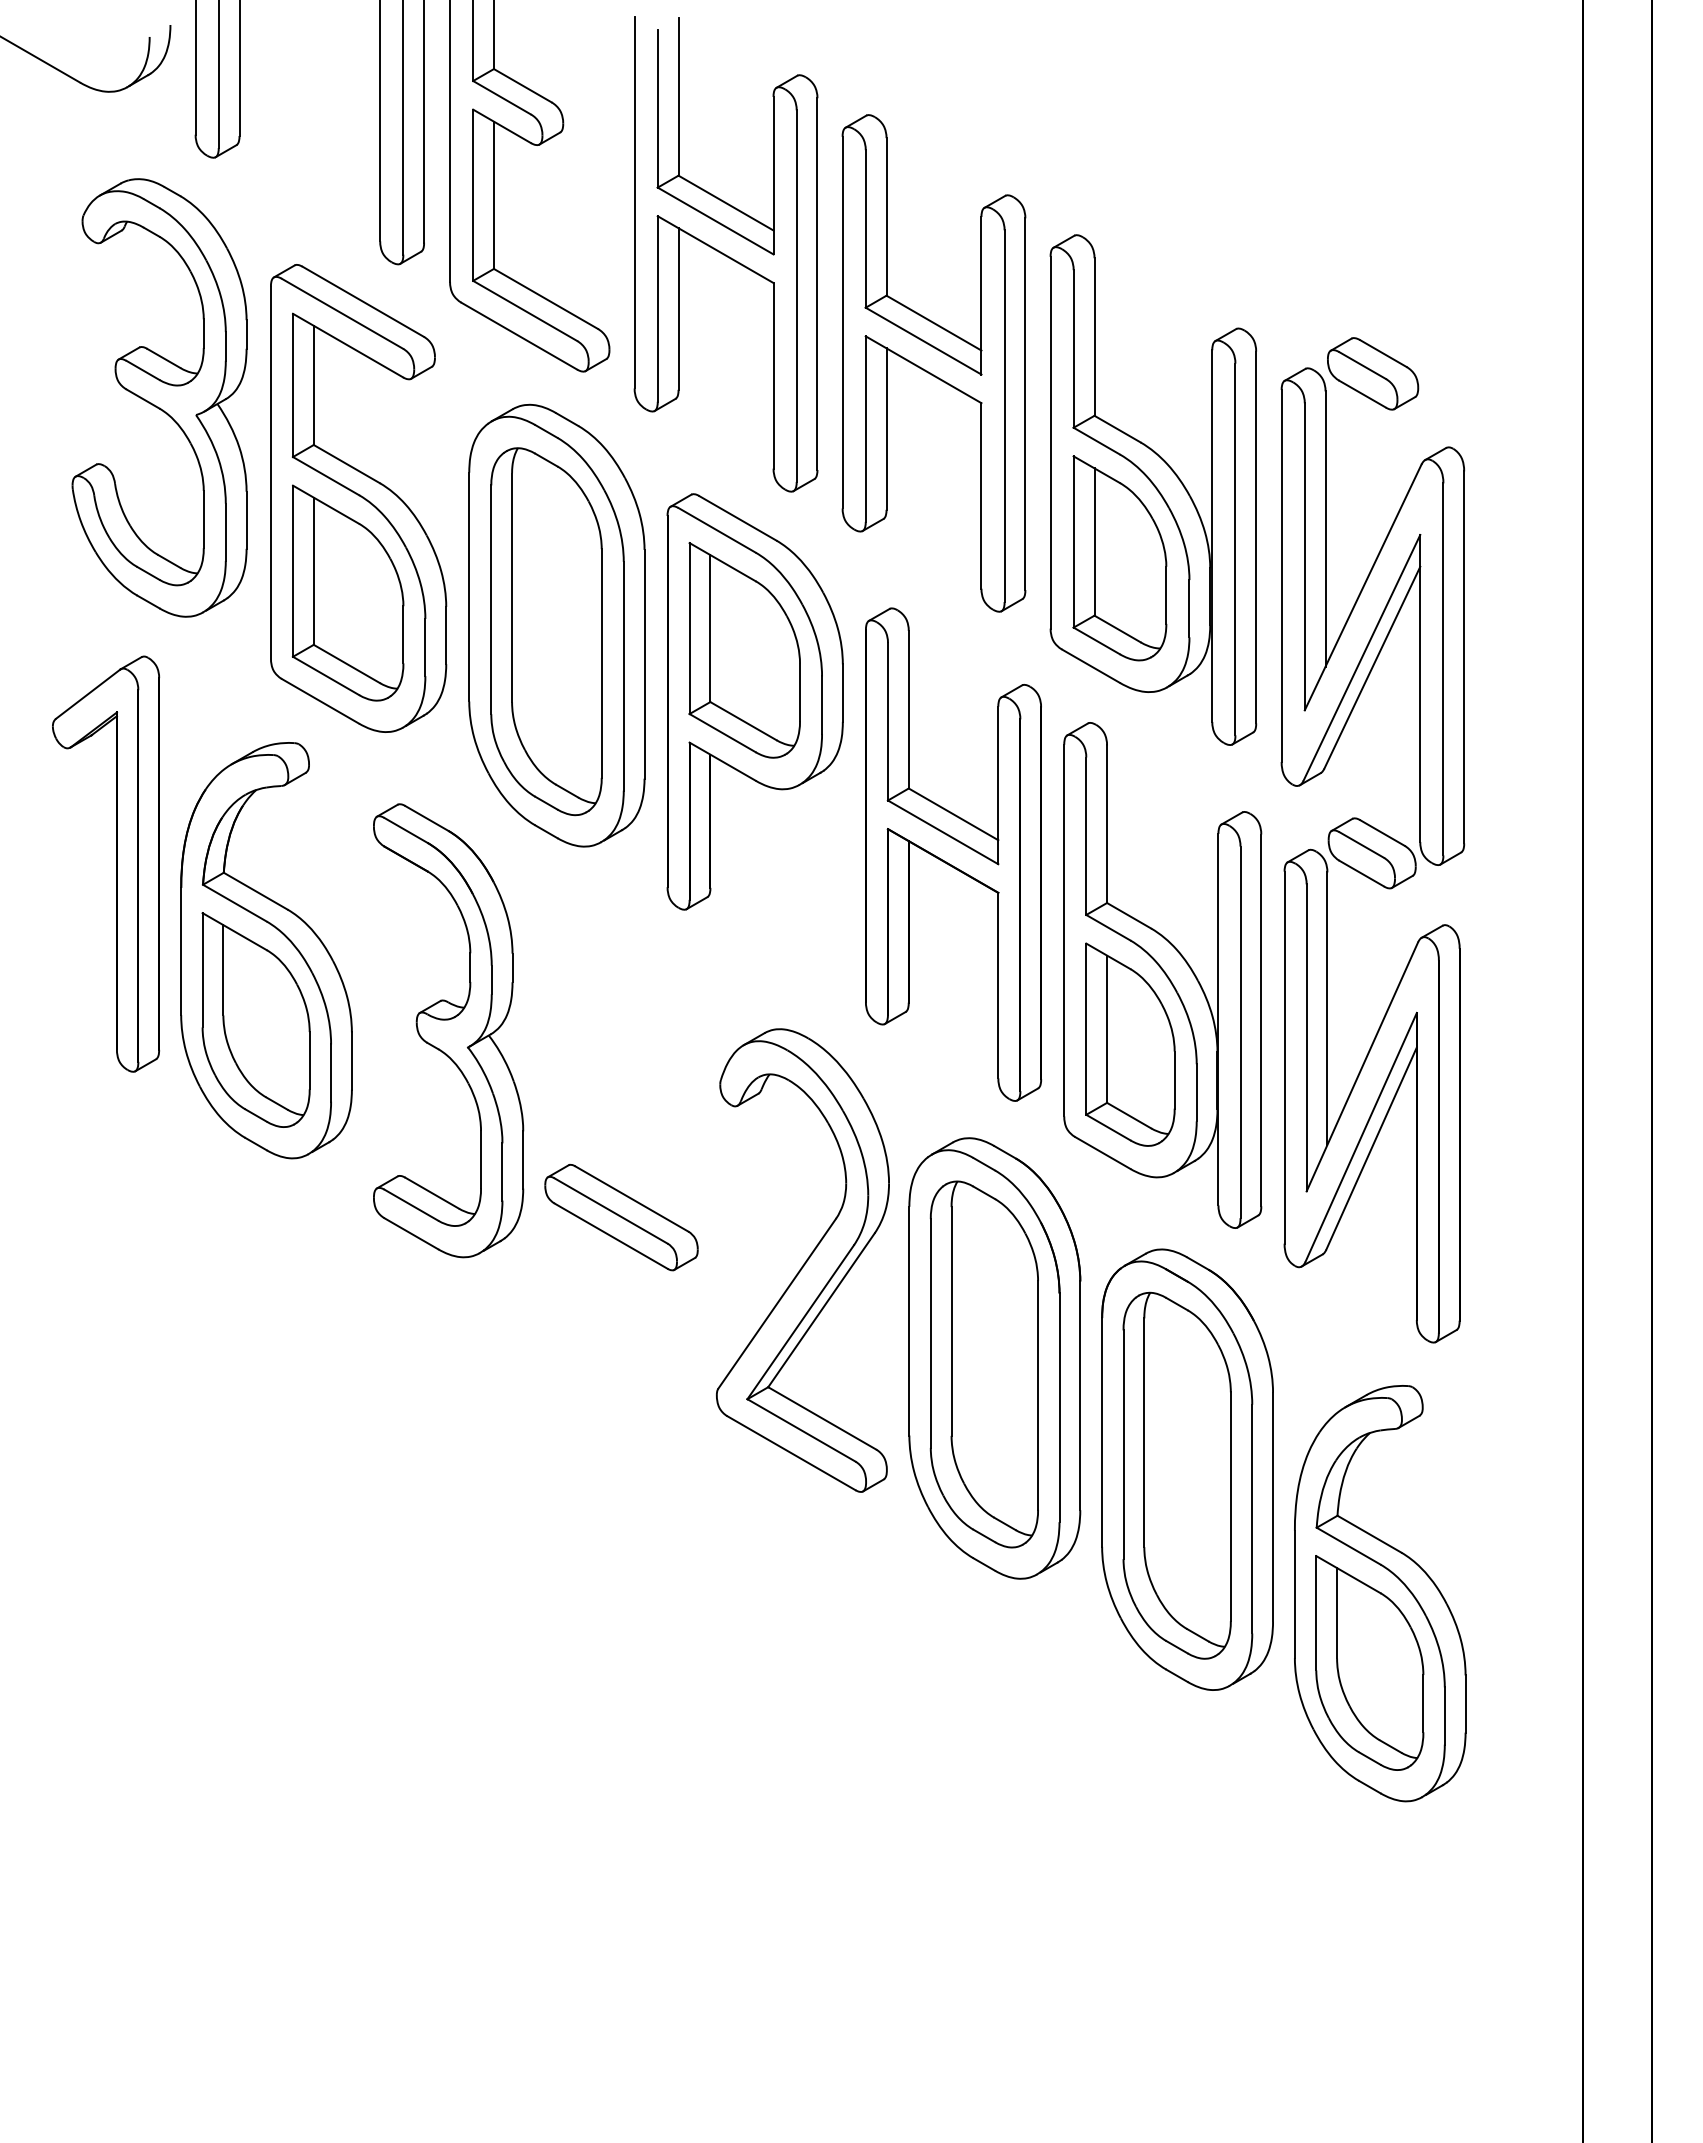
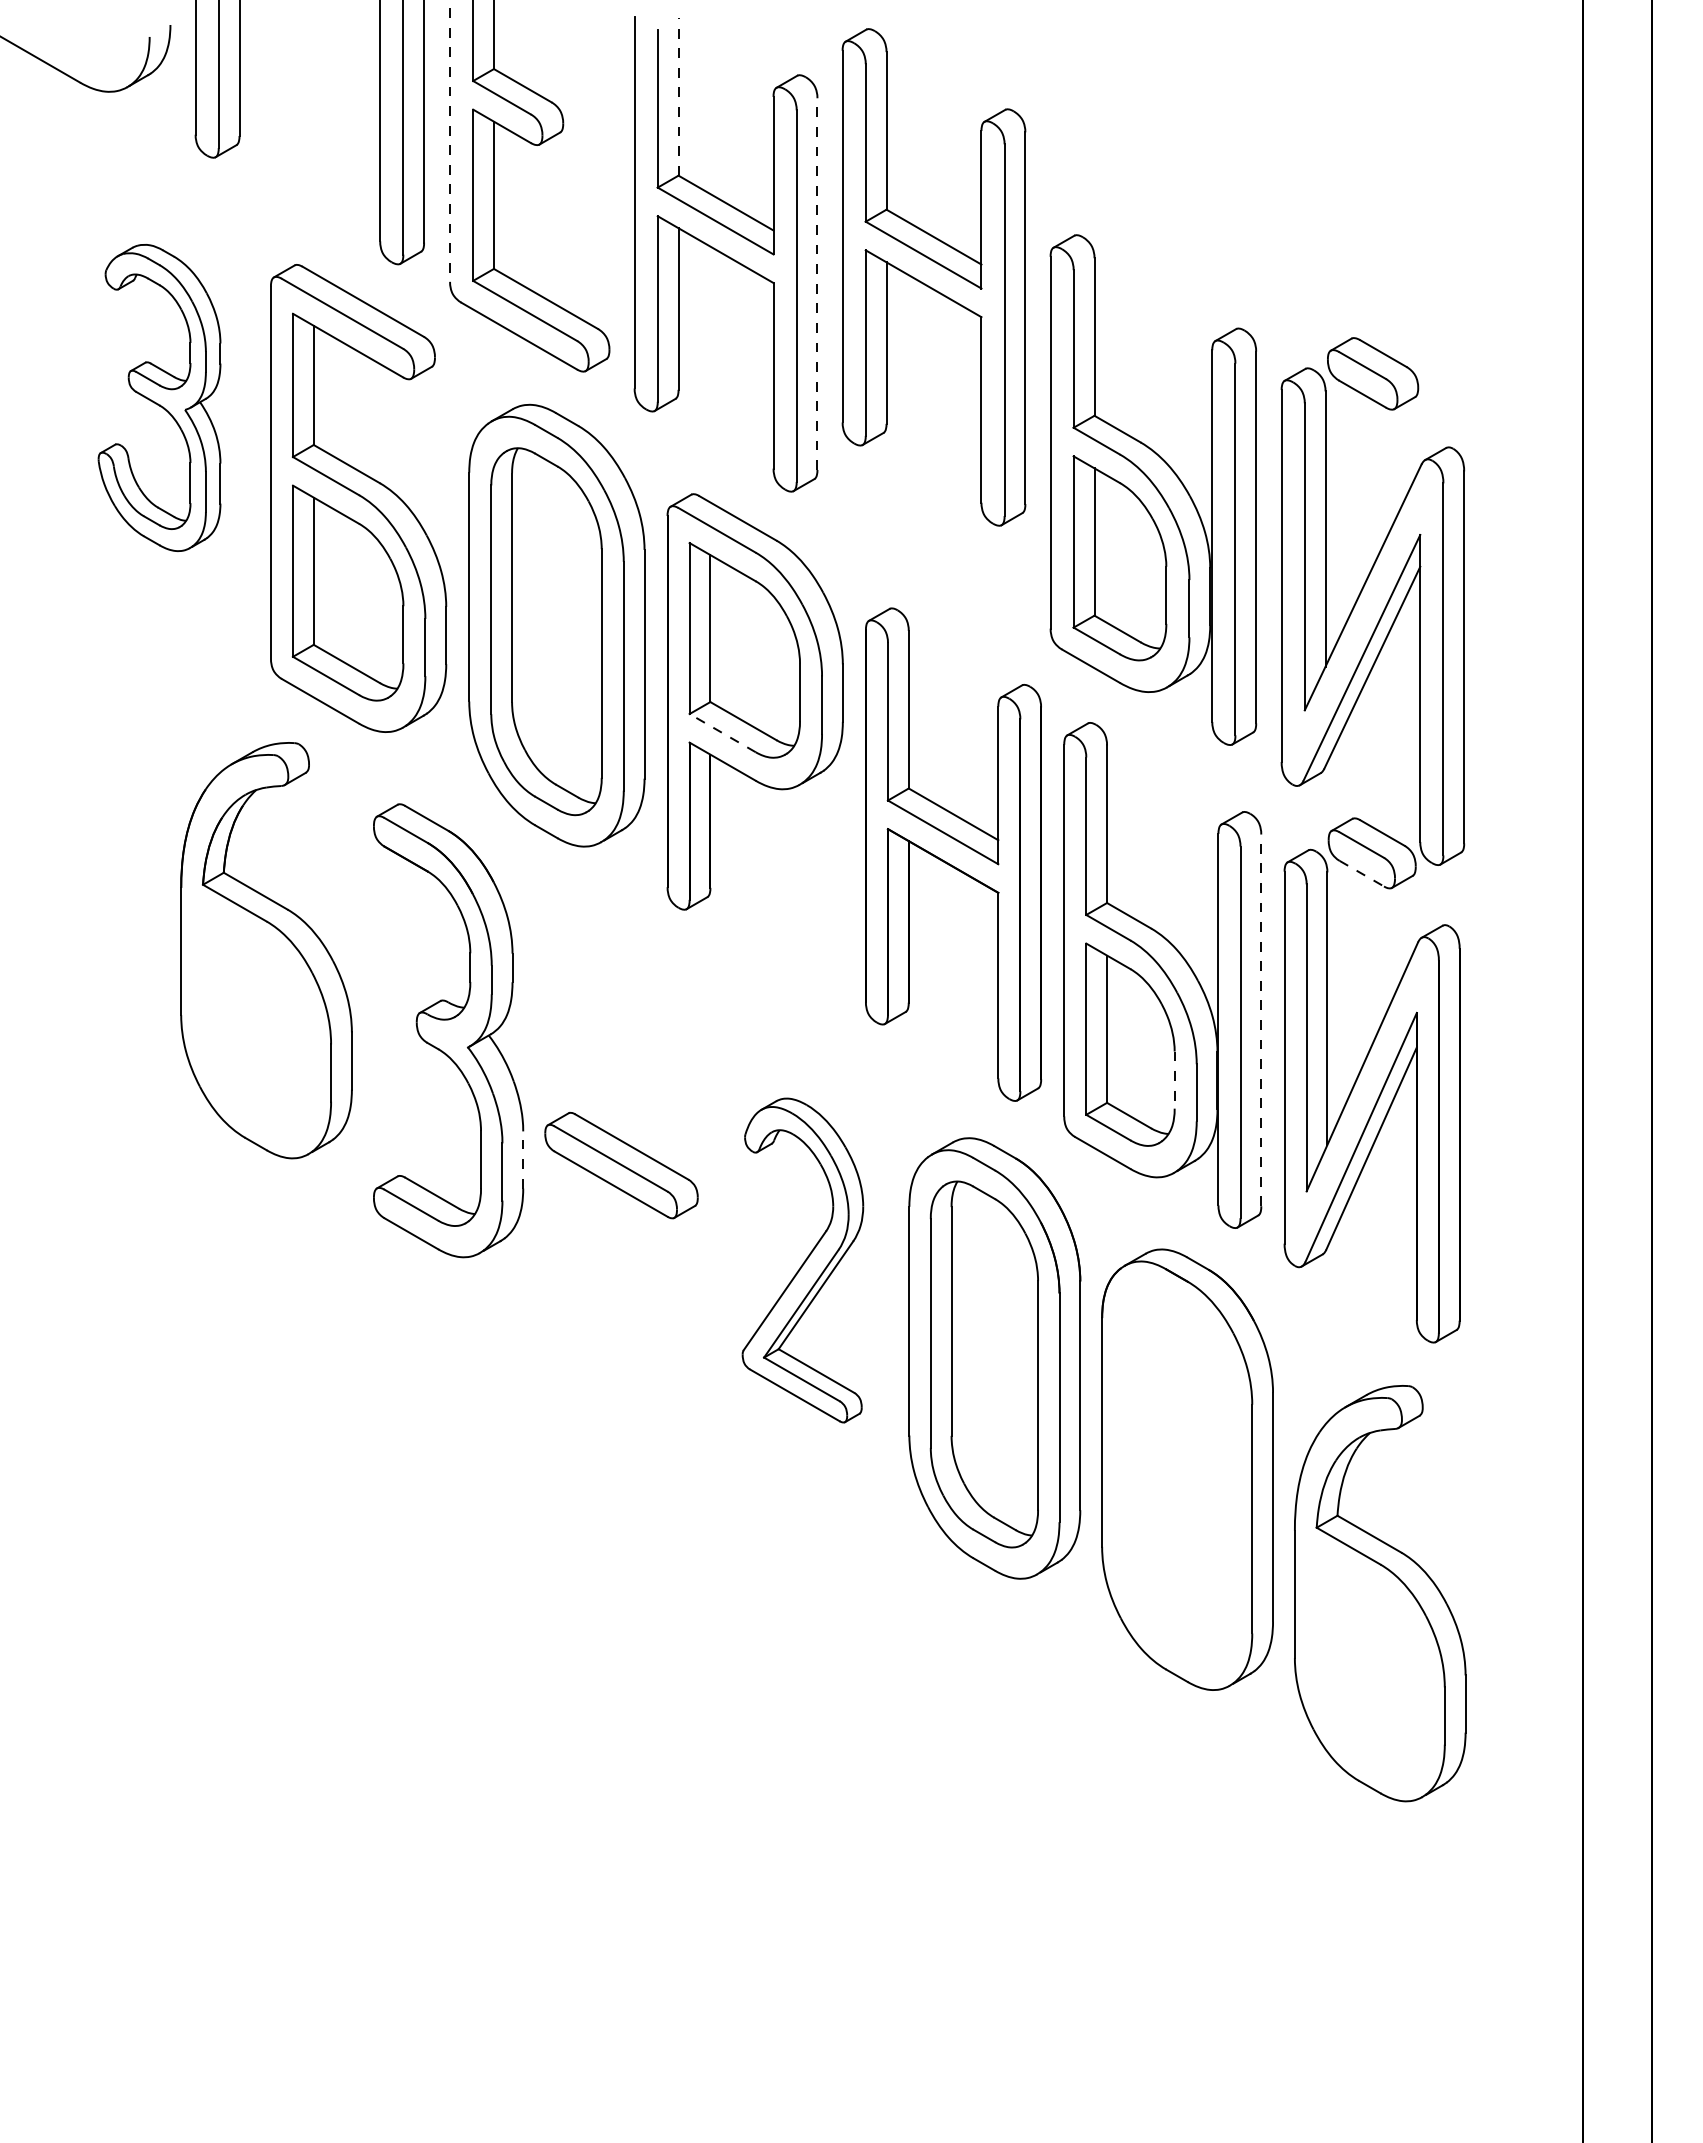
line: solid -> dashed (678, 96)
line: solid -> dashed (450, 140)
line: solid -> dashed (817, 284)
part position: (933, 363) -> (933, 277) (933, 277)
part size: 177x440 px -> 125x308 px (159, 397)
line: solid -> dashed (722, 732)
part: present -> none (116, 863)
line: solid -> dashed (1361, 873)
part: present -> none (255, 1019)
line: solid -> dashed (1261, 1020)
line: solid -> dashed (1174, 1080)
line: solid -> dashed (523, 1159)
part position: (621, 1217) -> (621, 1165) (621, 1165)
part size: 174x465 px -> 124x327 px (802, 1260)
part: present -> none (1176, 1475)
part: present -> none (1369, 1662)
